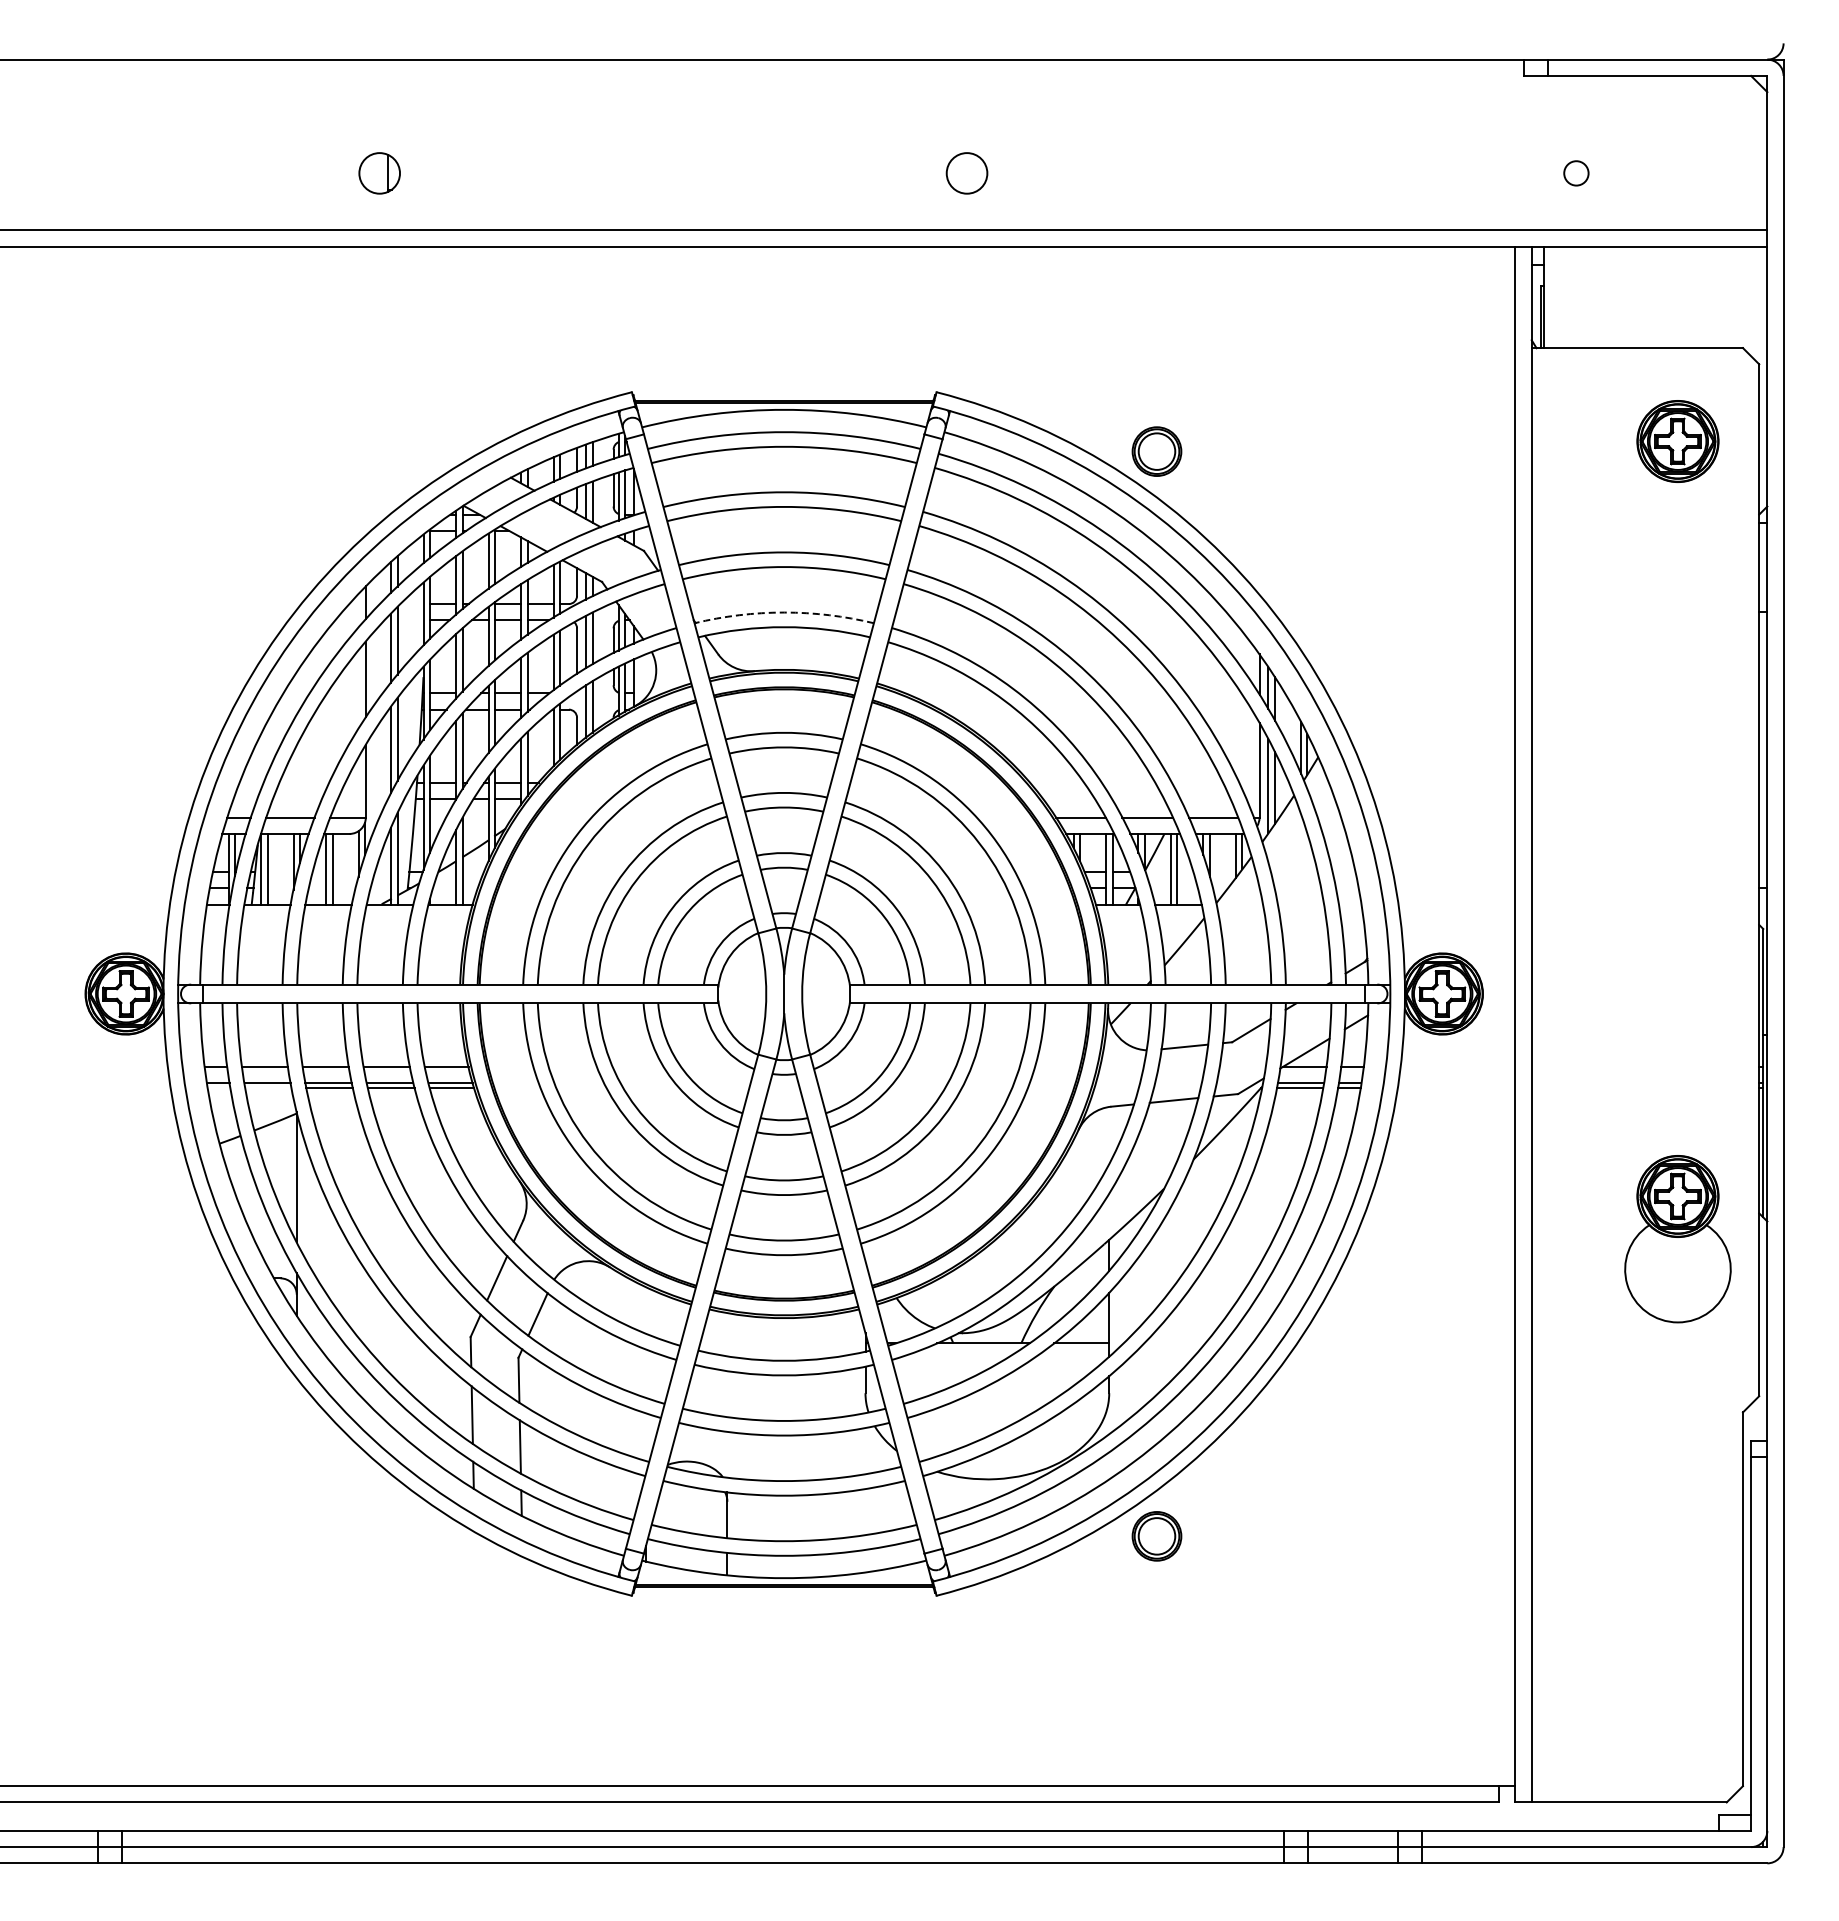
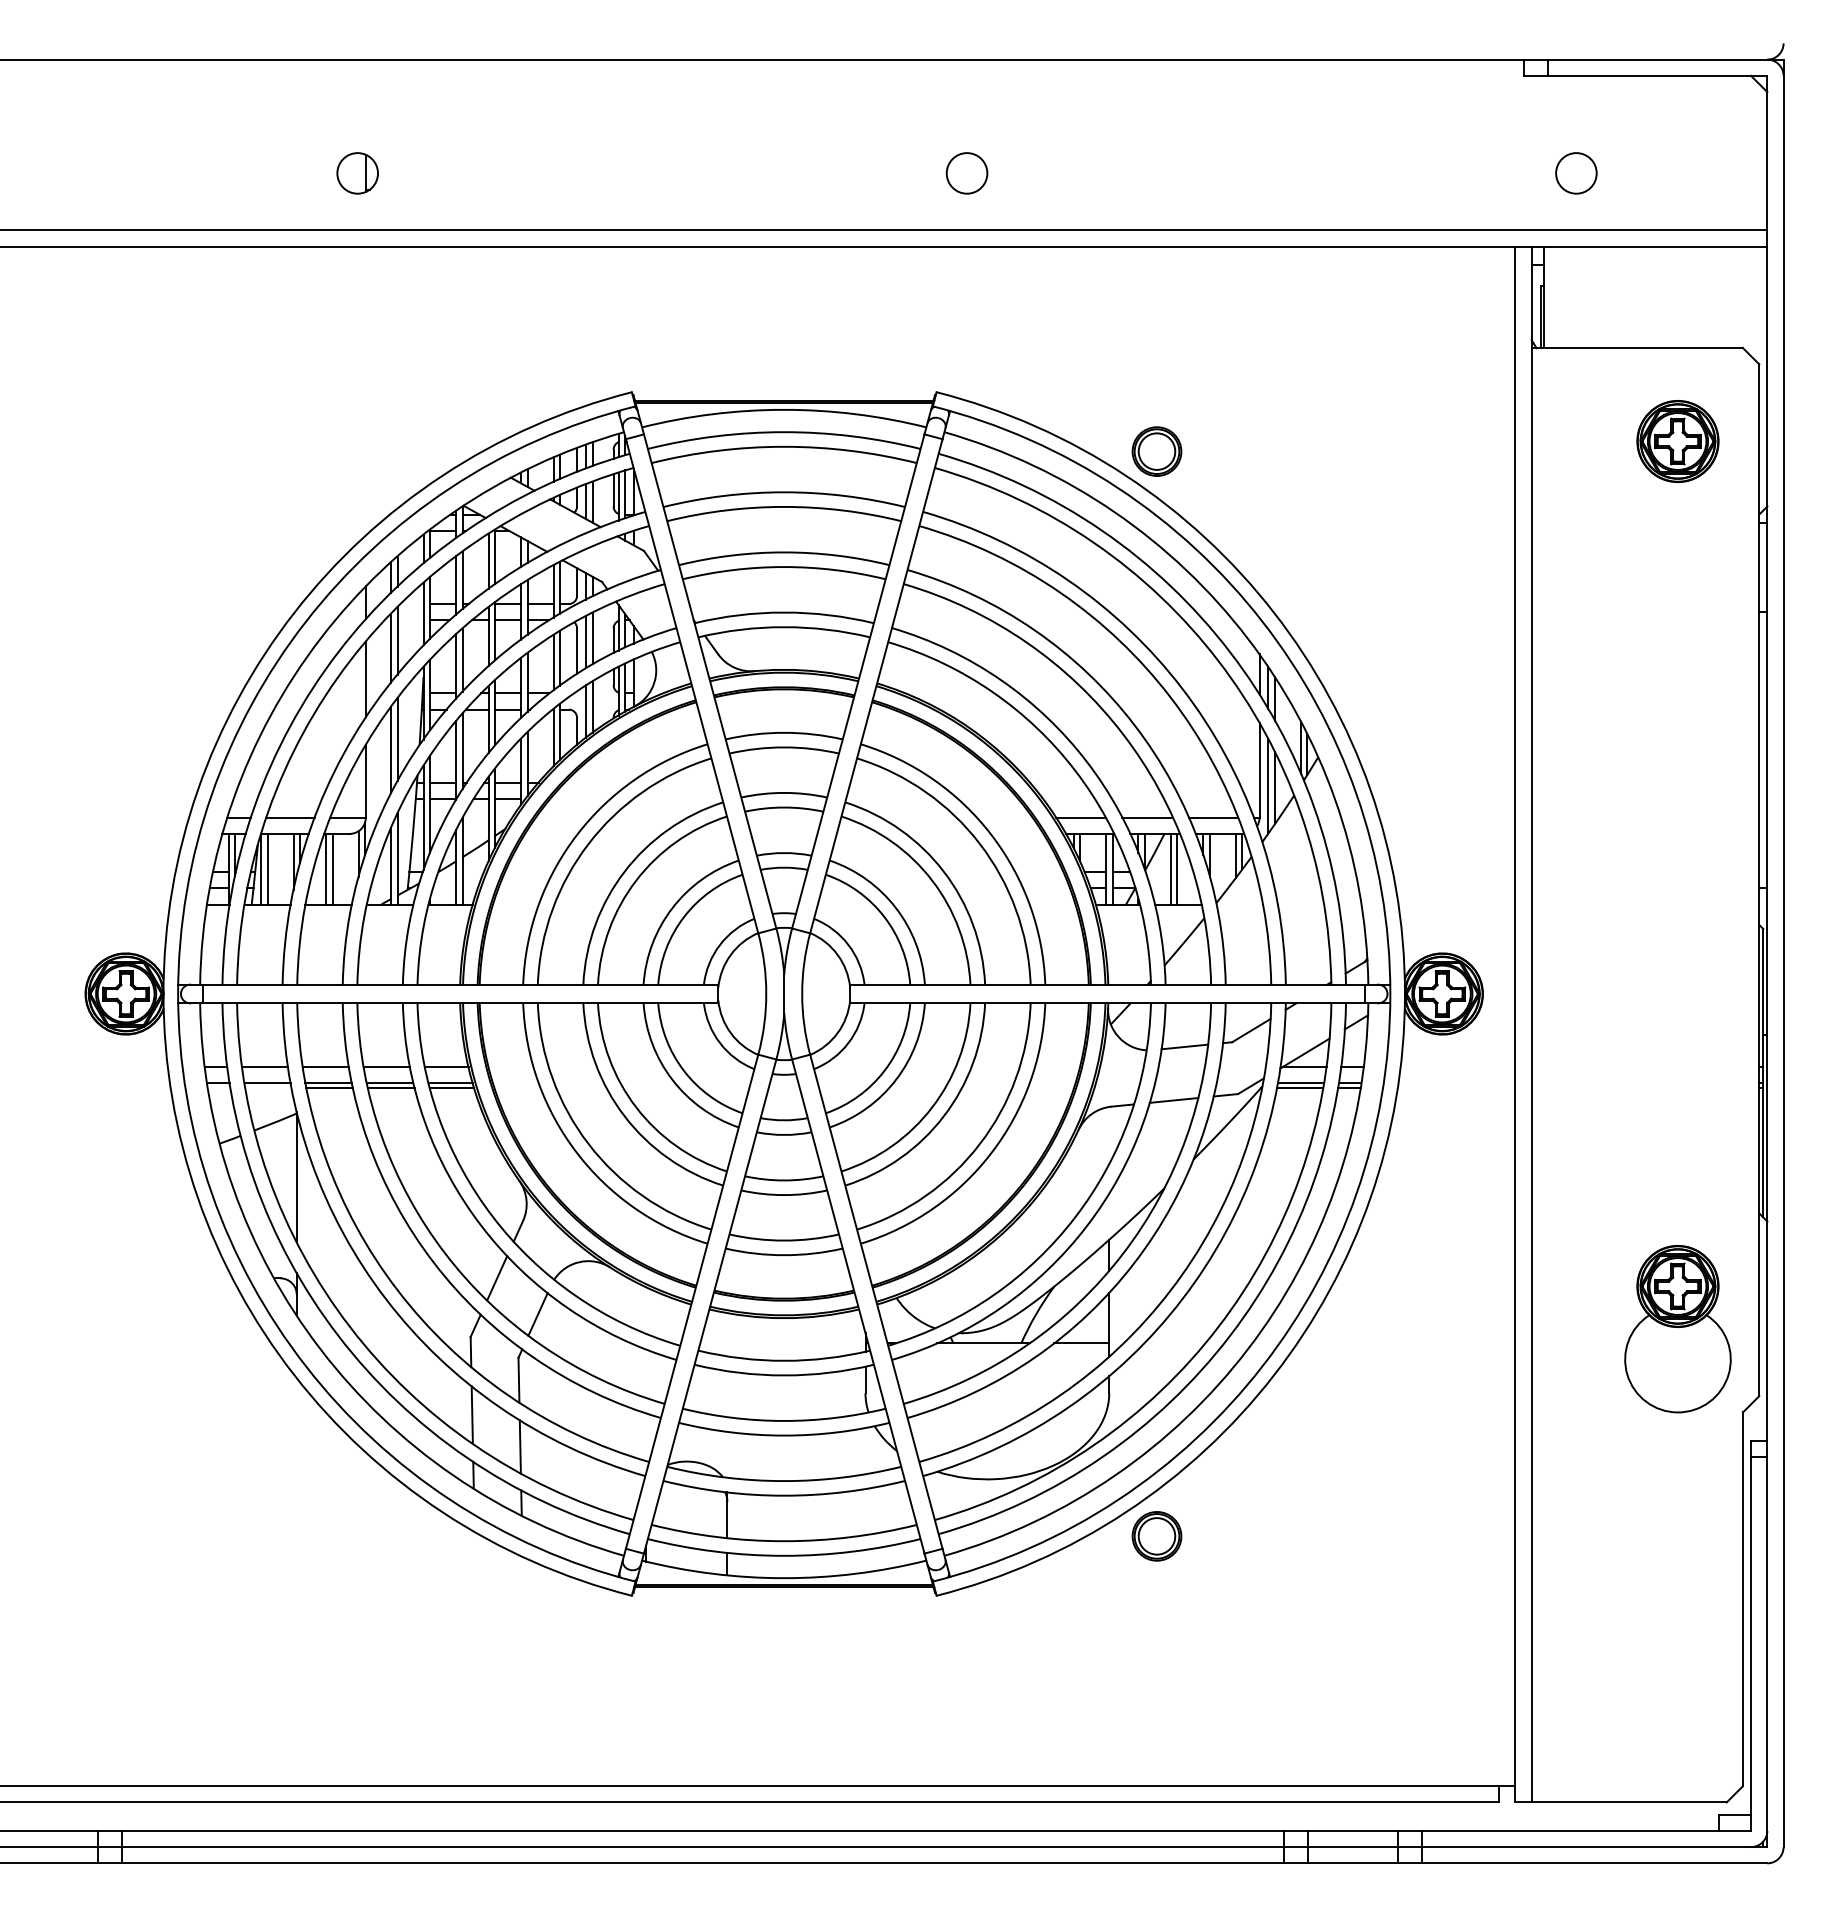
part position: (379, 173) -> (357, 173) (357, 173)
circle diameter: 24 px -> 41 px (1576, 173)
arc: dashed -> solid (784, 612)
part position: (1677, 1239) -> (1677, 1329) (1677, 1329)
